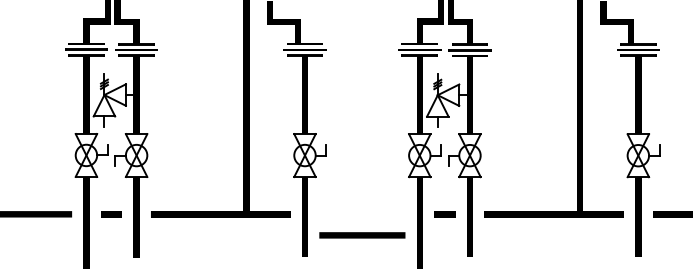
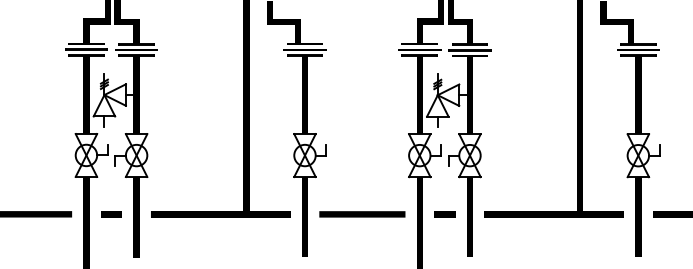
line position: (362, 235) -> (362, 214) (362, 214)
